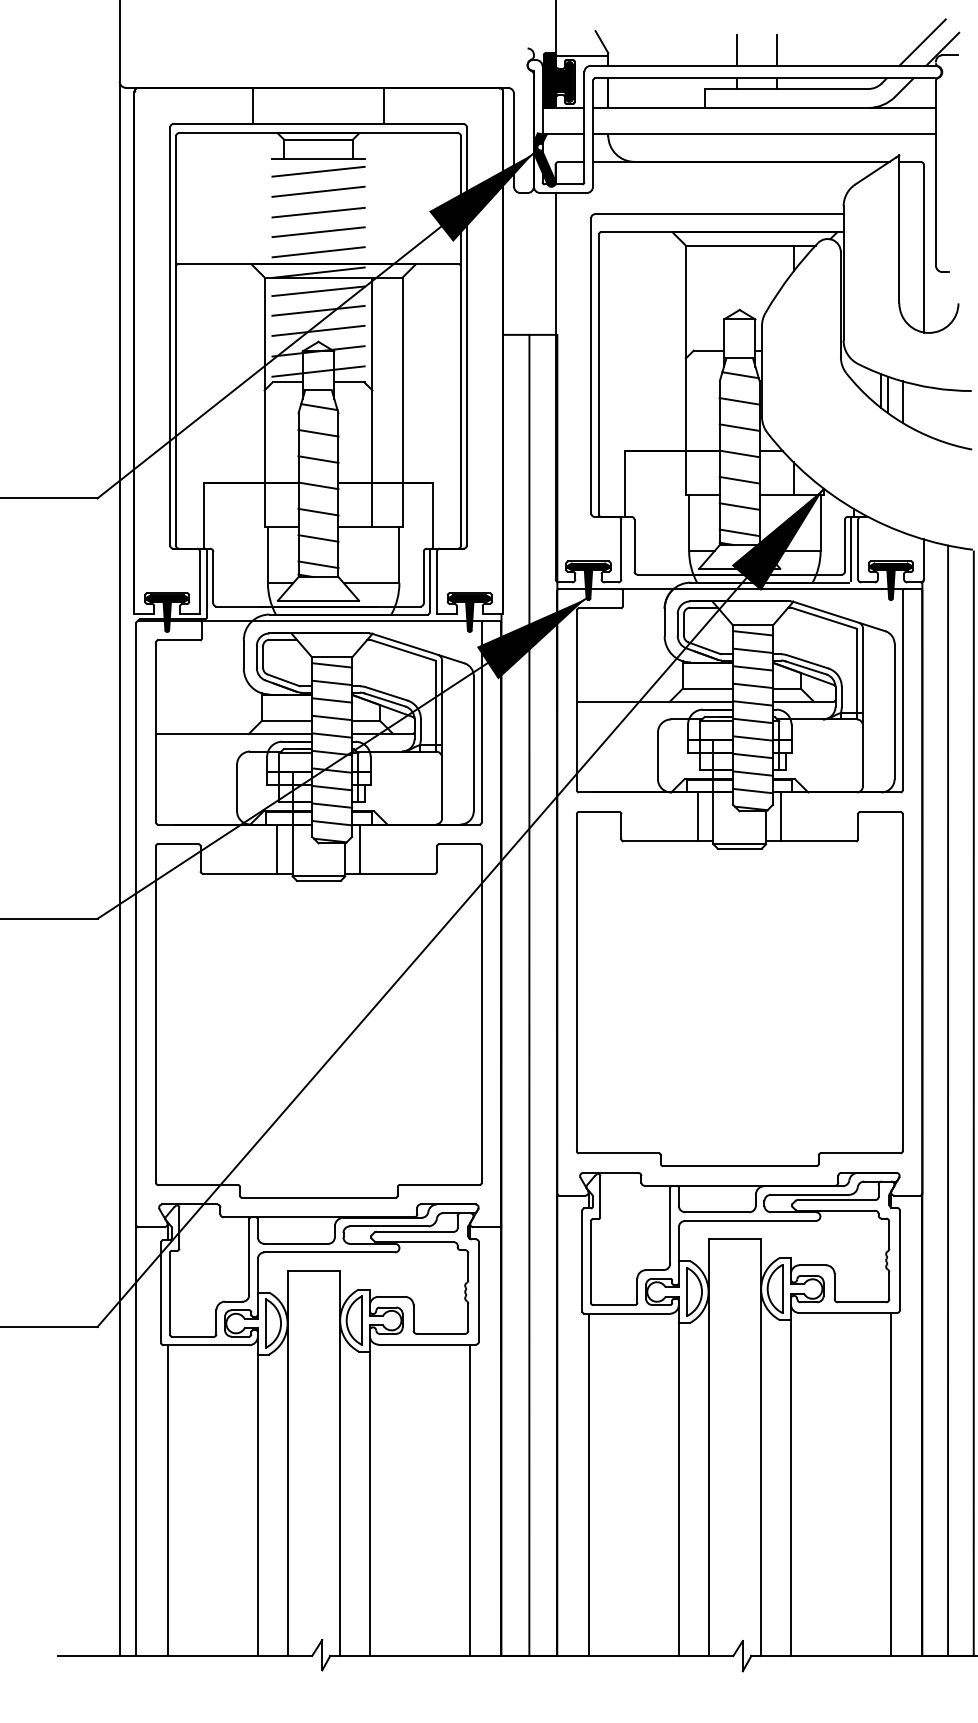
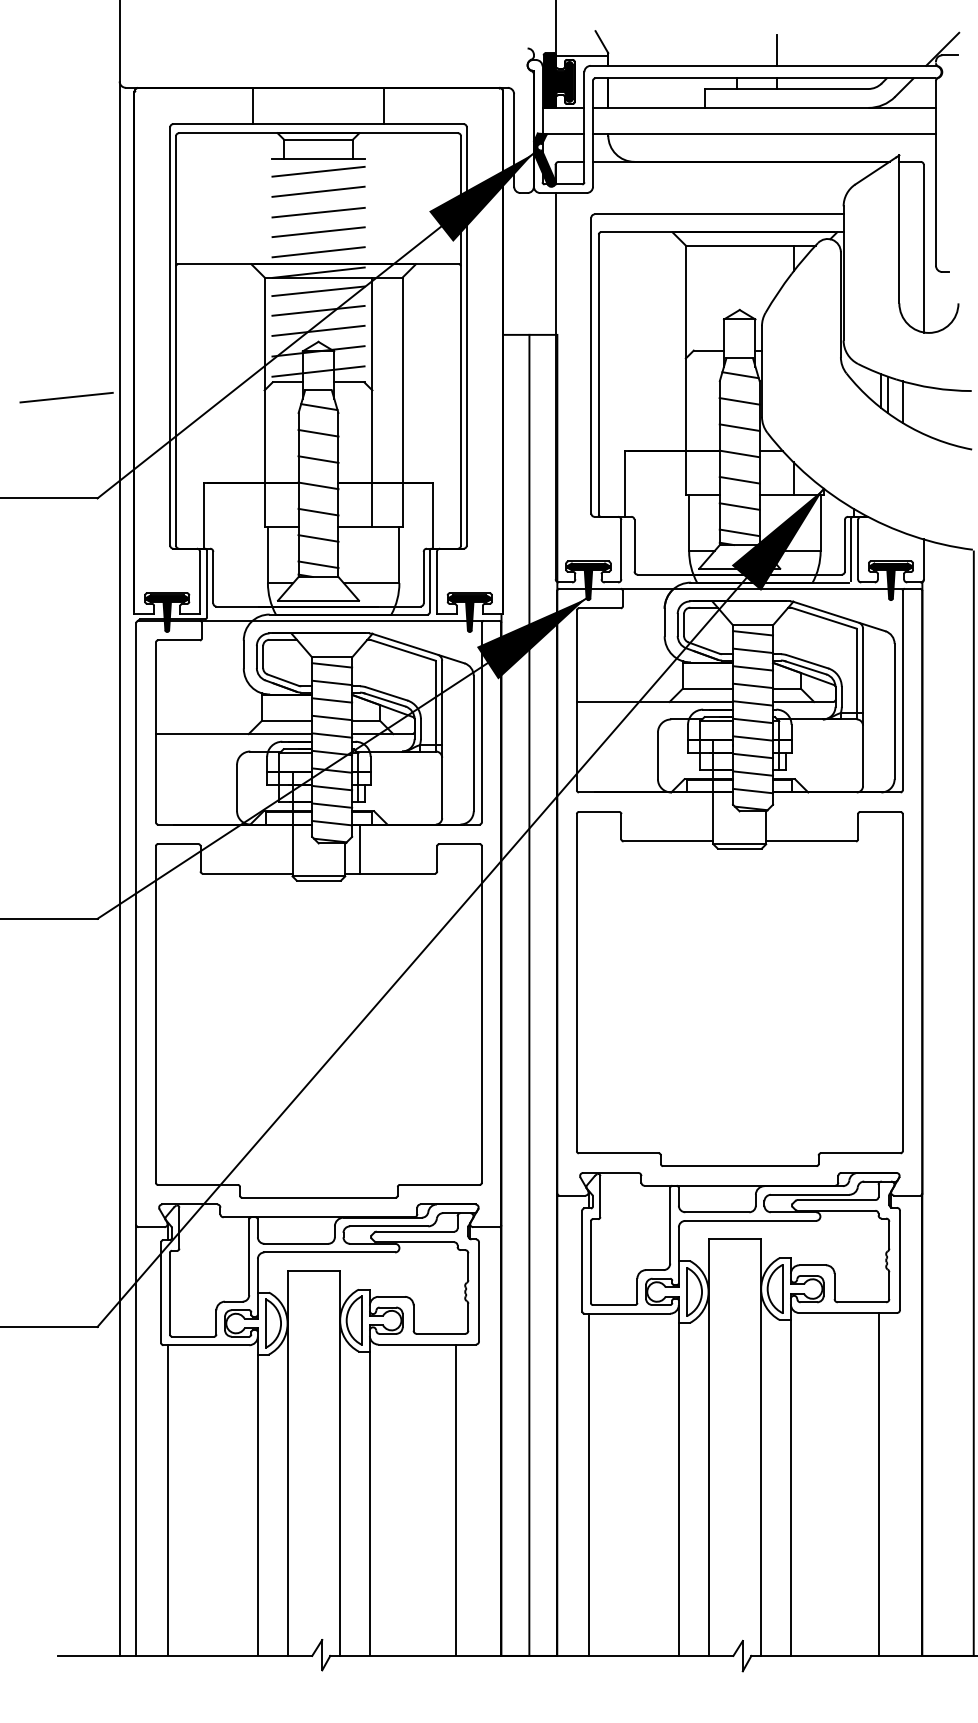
line: present -> none (922, 42)
line: present -> none (737, 50)
line: none -> present (66, 397)
line: present -> none (698, 816)
line: present -> none (781, 816)
line: present -> none (277, 848)
line: present -> none (948, 1100)
line position: (891, 1484) -> (879, 1484) (879, 1484)
line position: (470, 1499) -> (456, 1499) (456, 1499)
